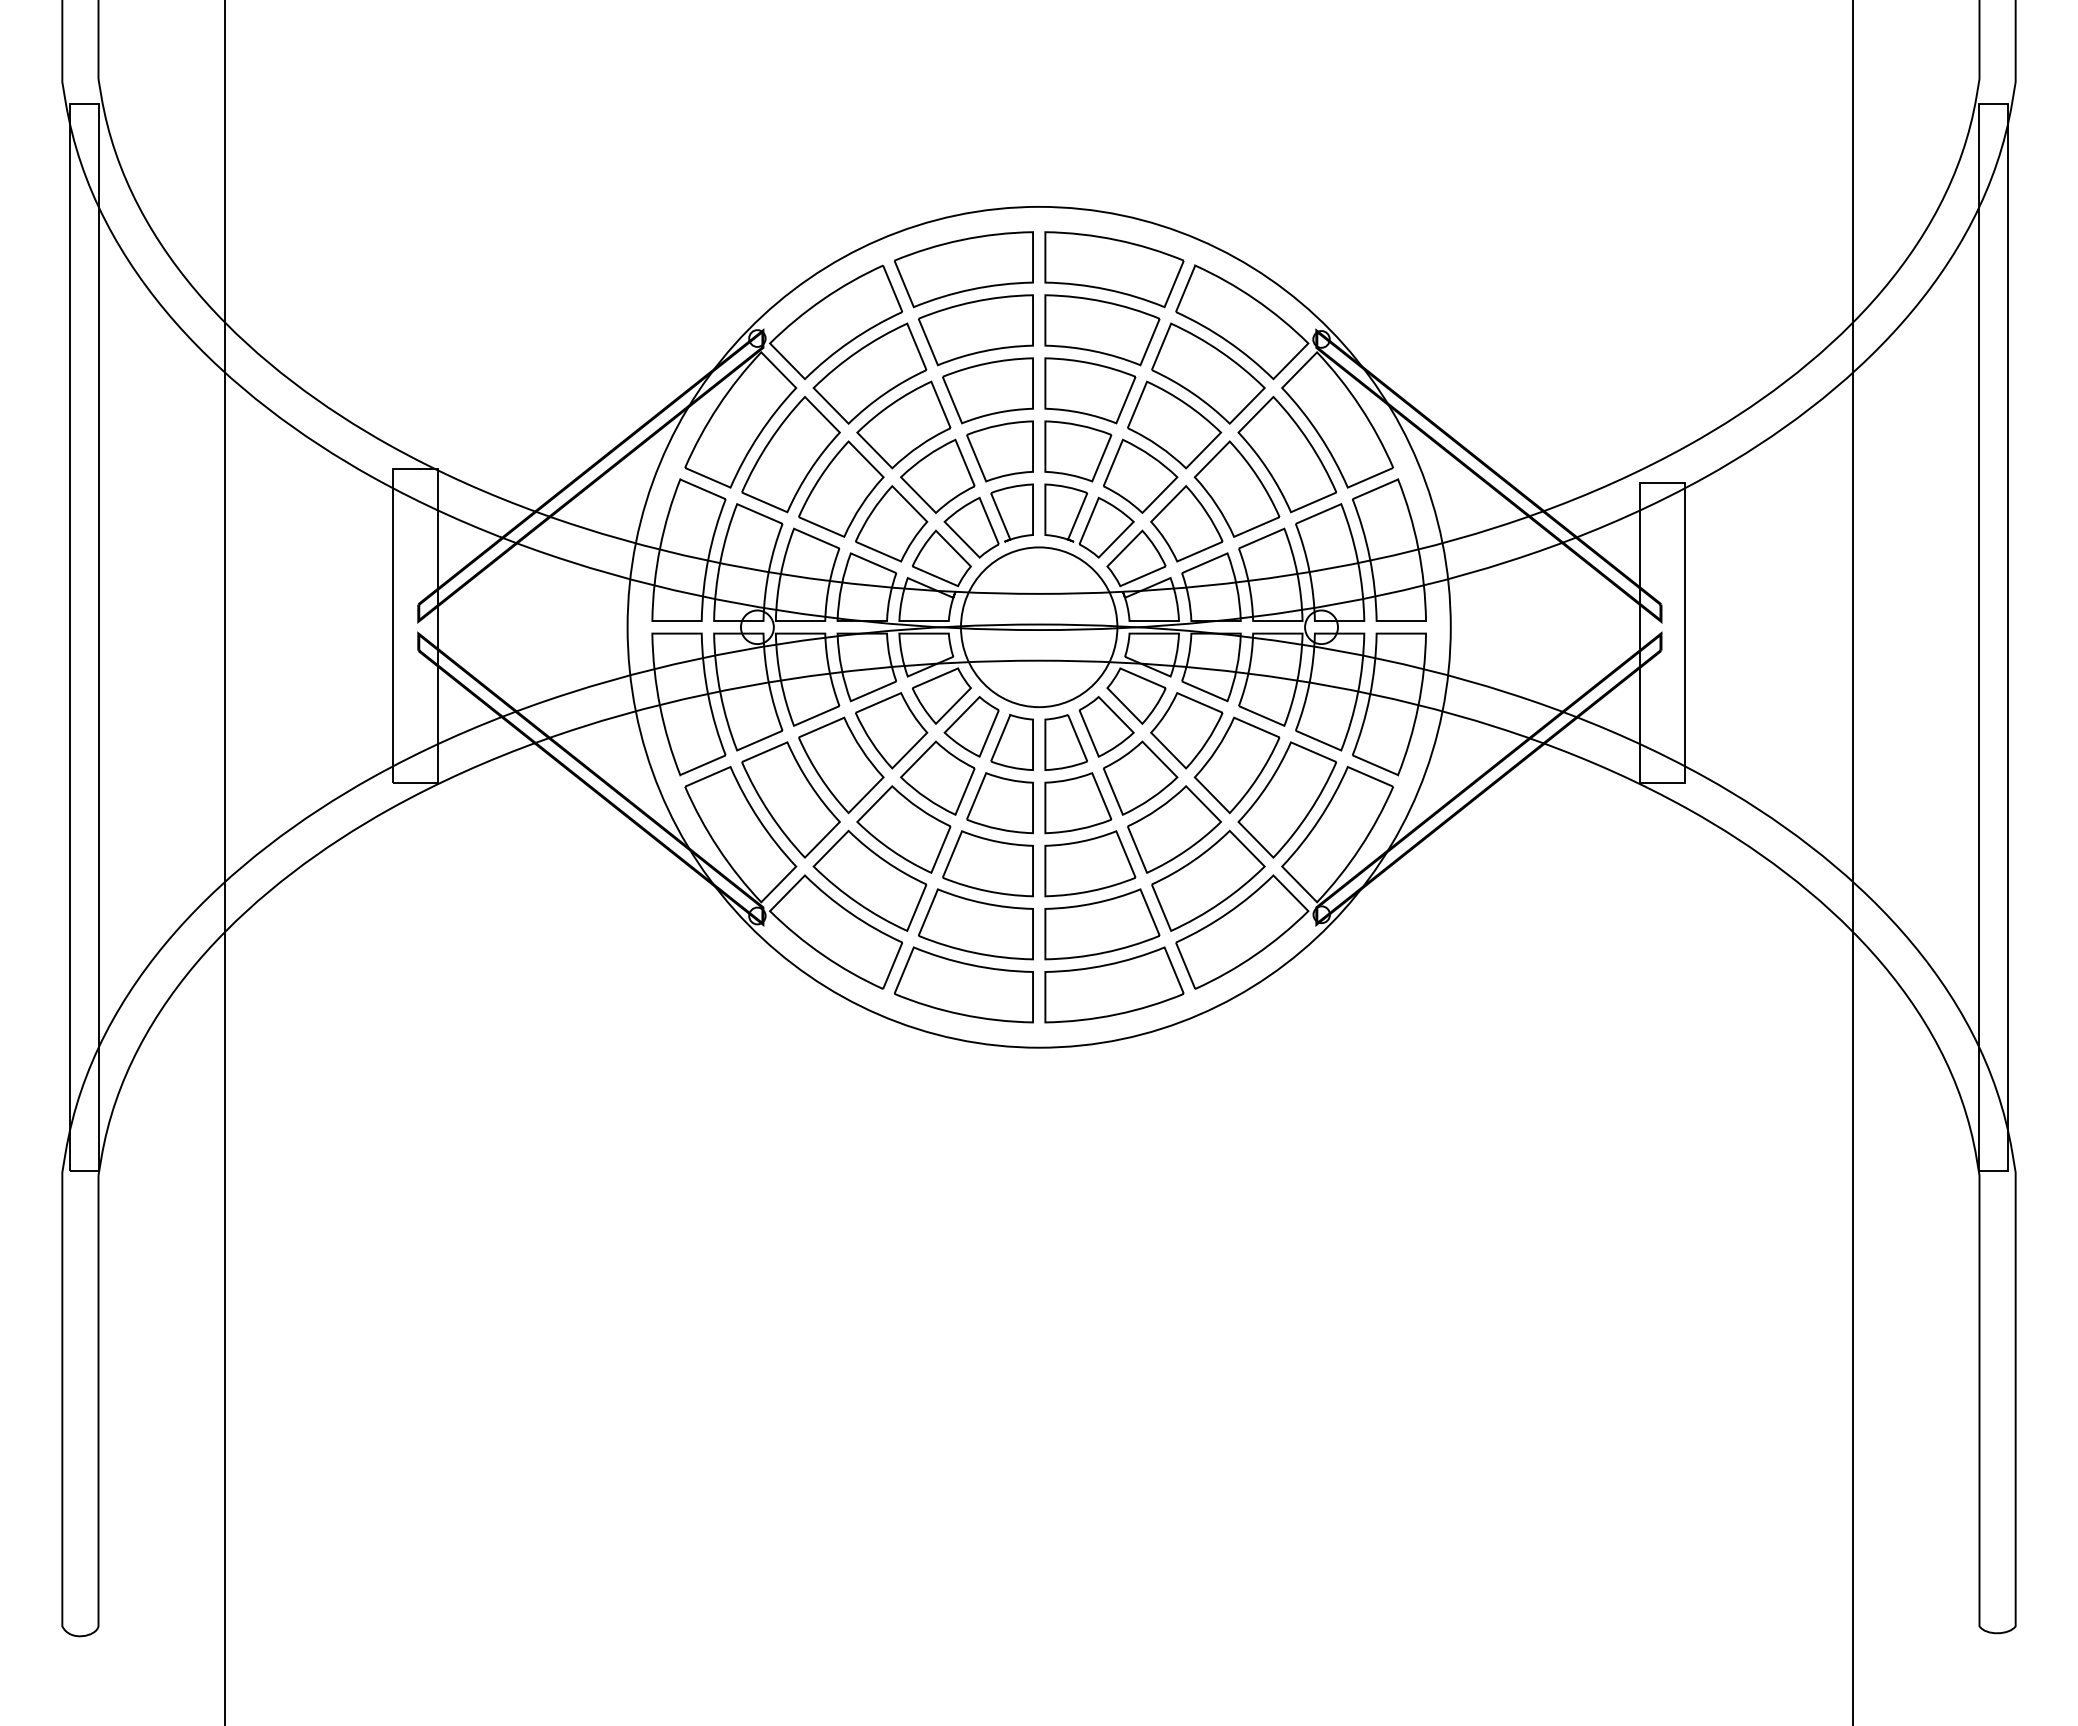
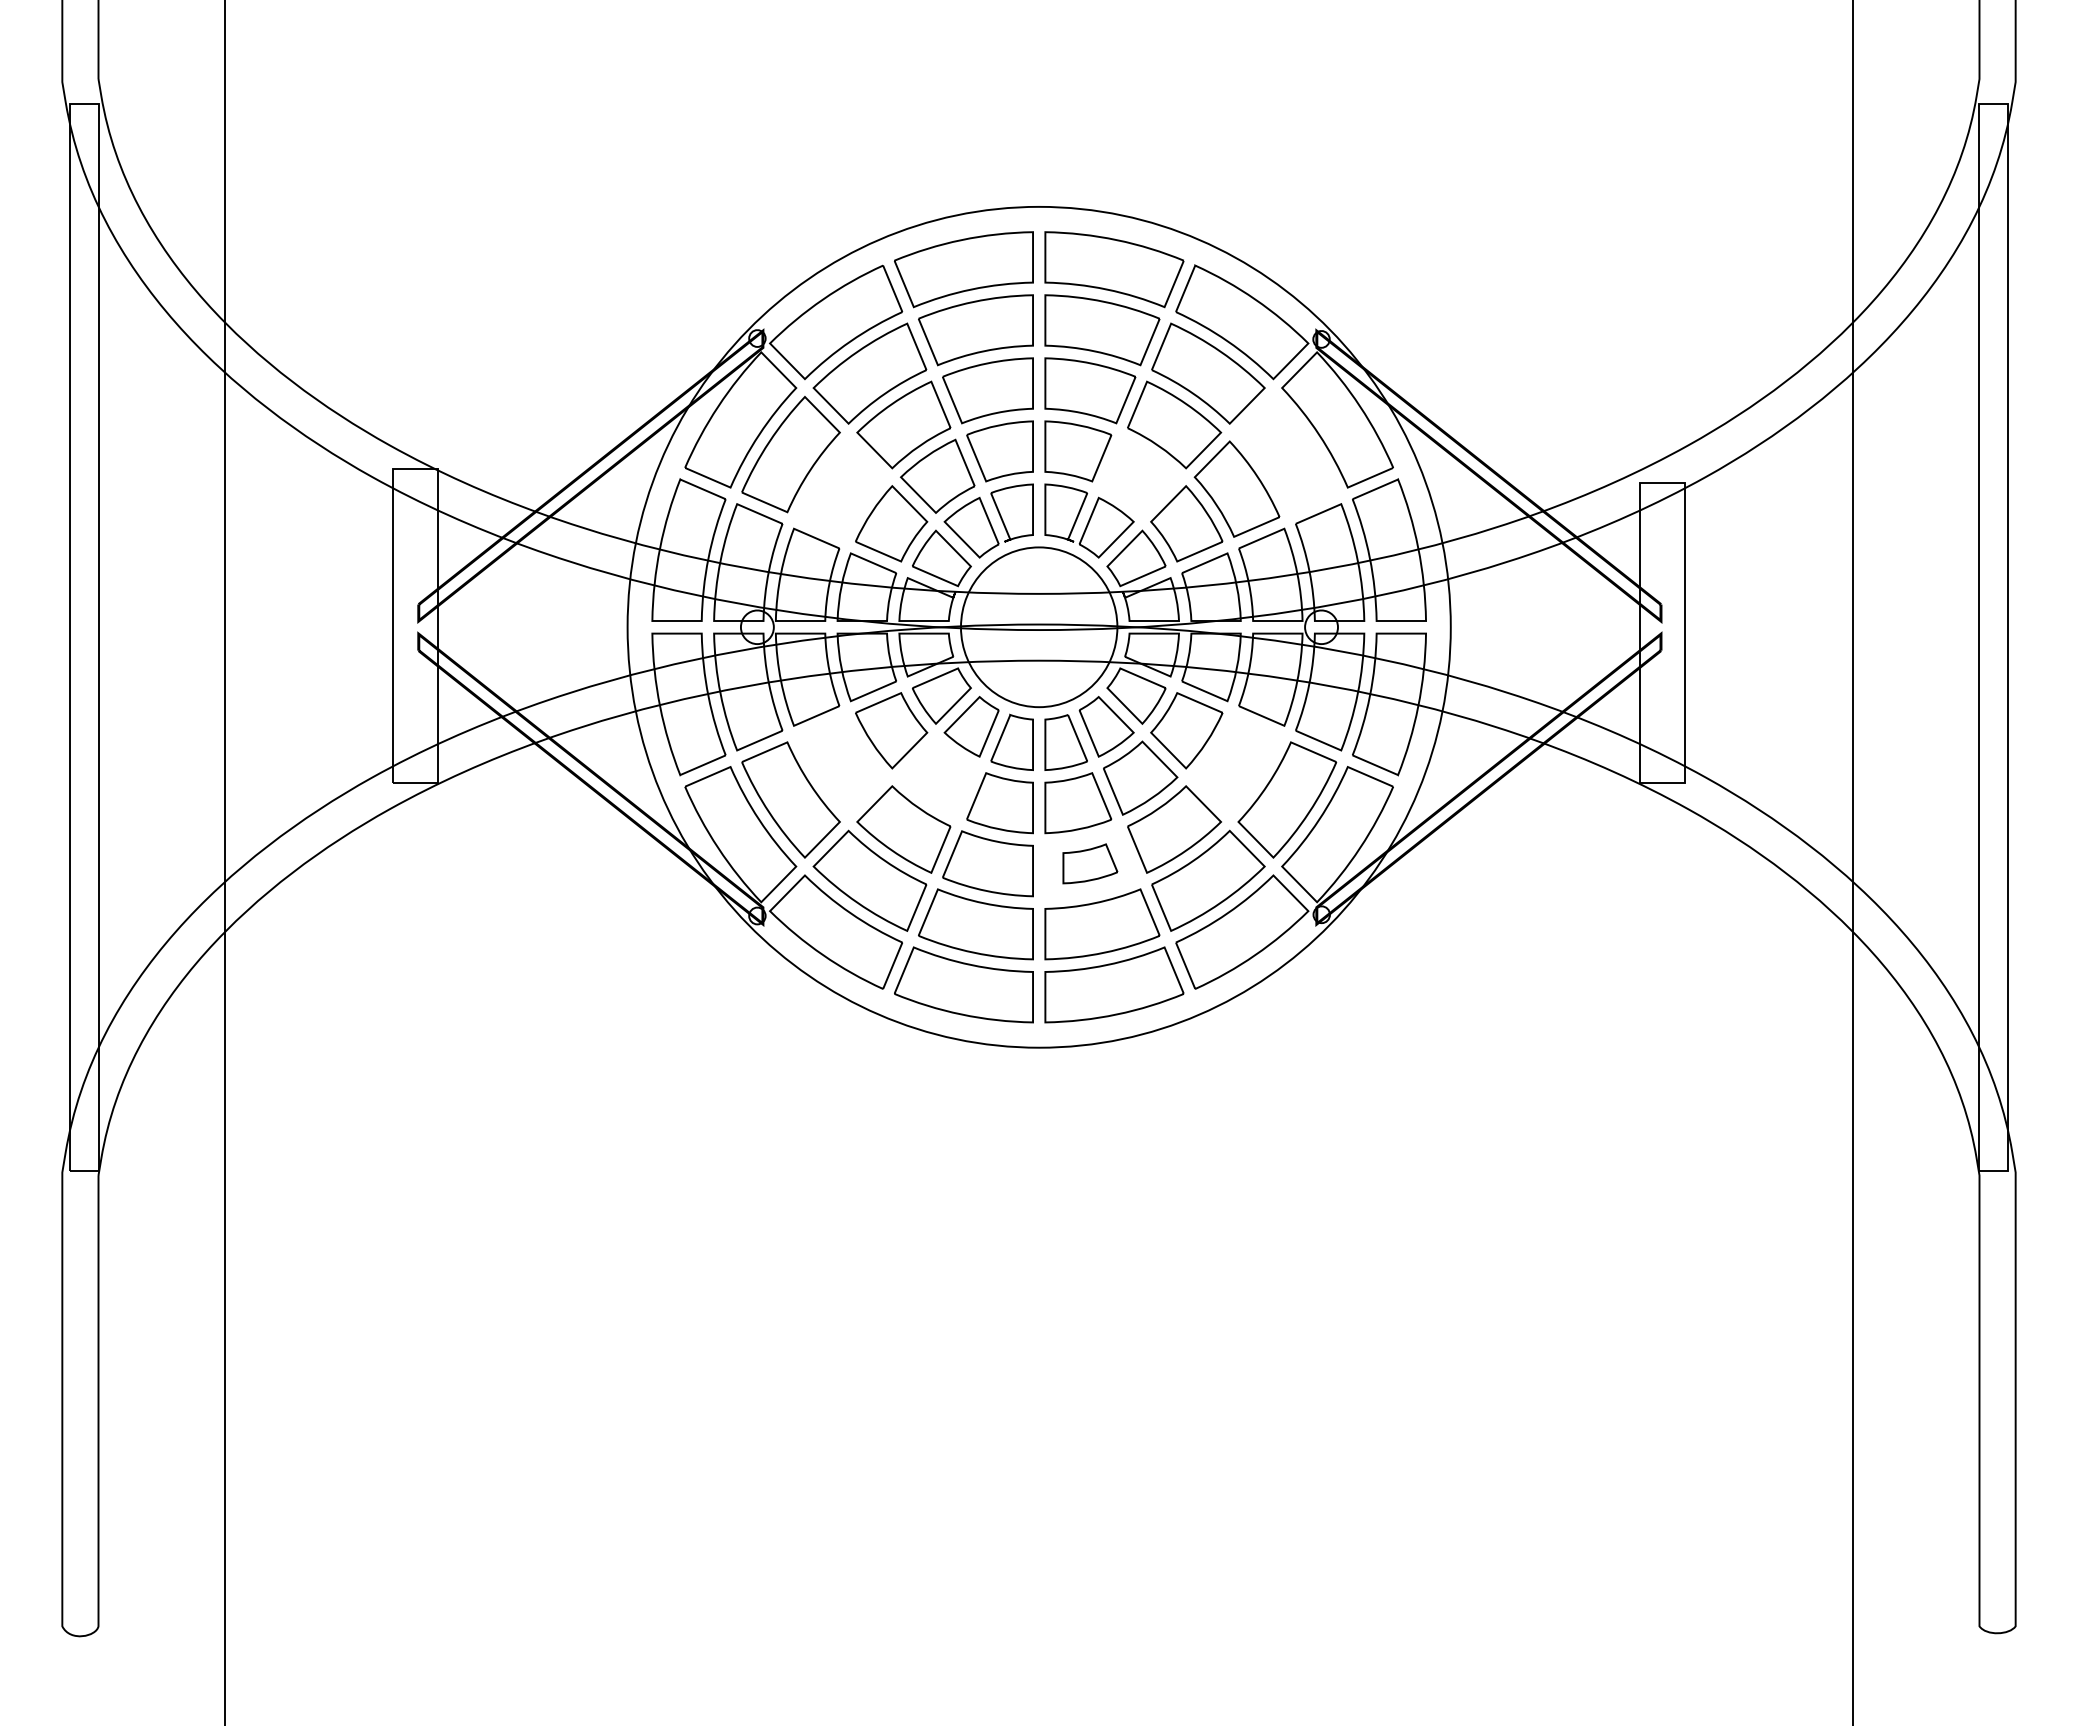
part: present -> none (1286, 454)
part: present -> none (1140, 475)
part: present -> none (841, 488)
part: present -> none (841, 765)
part: present -> none (1236, 765)
part: present -> none (937, 777)
part size: 93x68 px -> 57x42 px (1090, 863)
